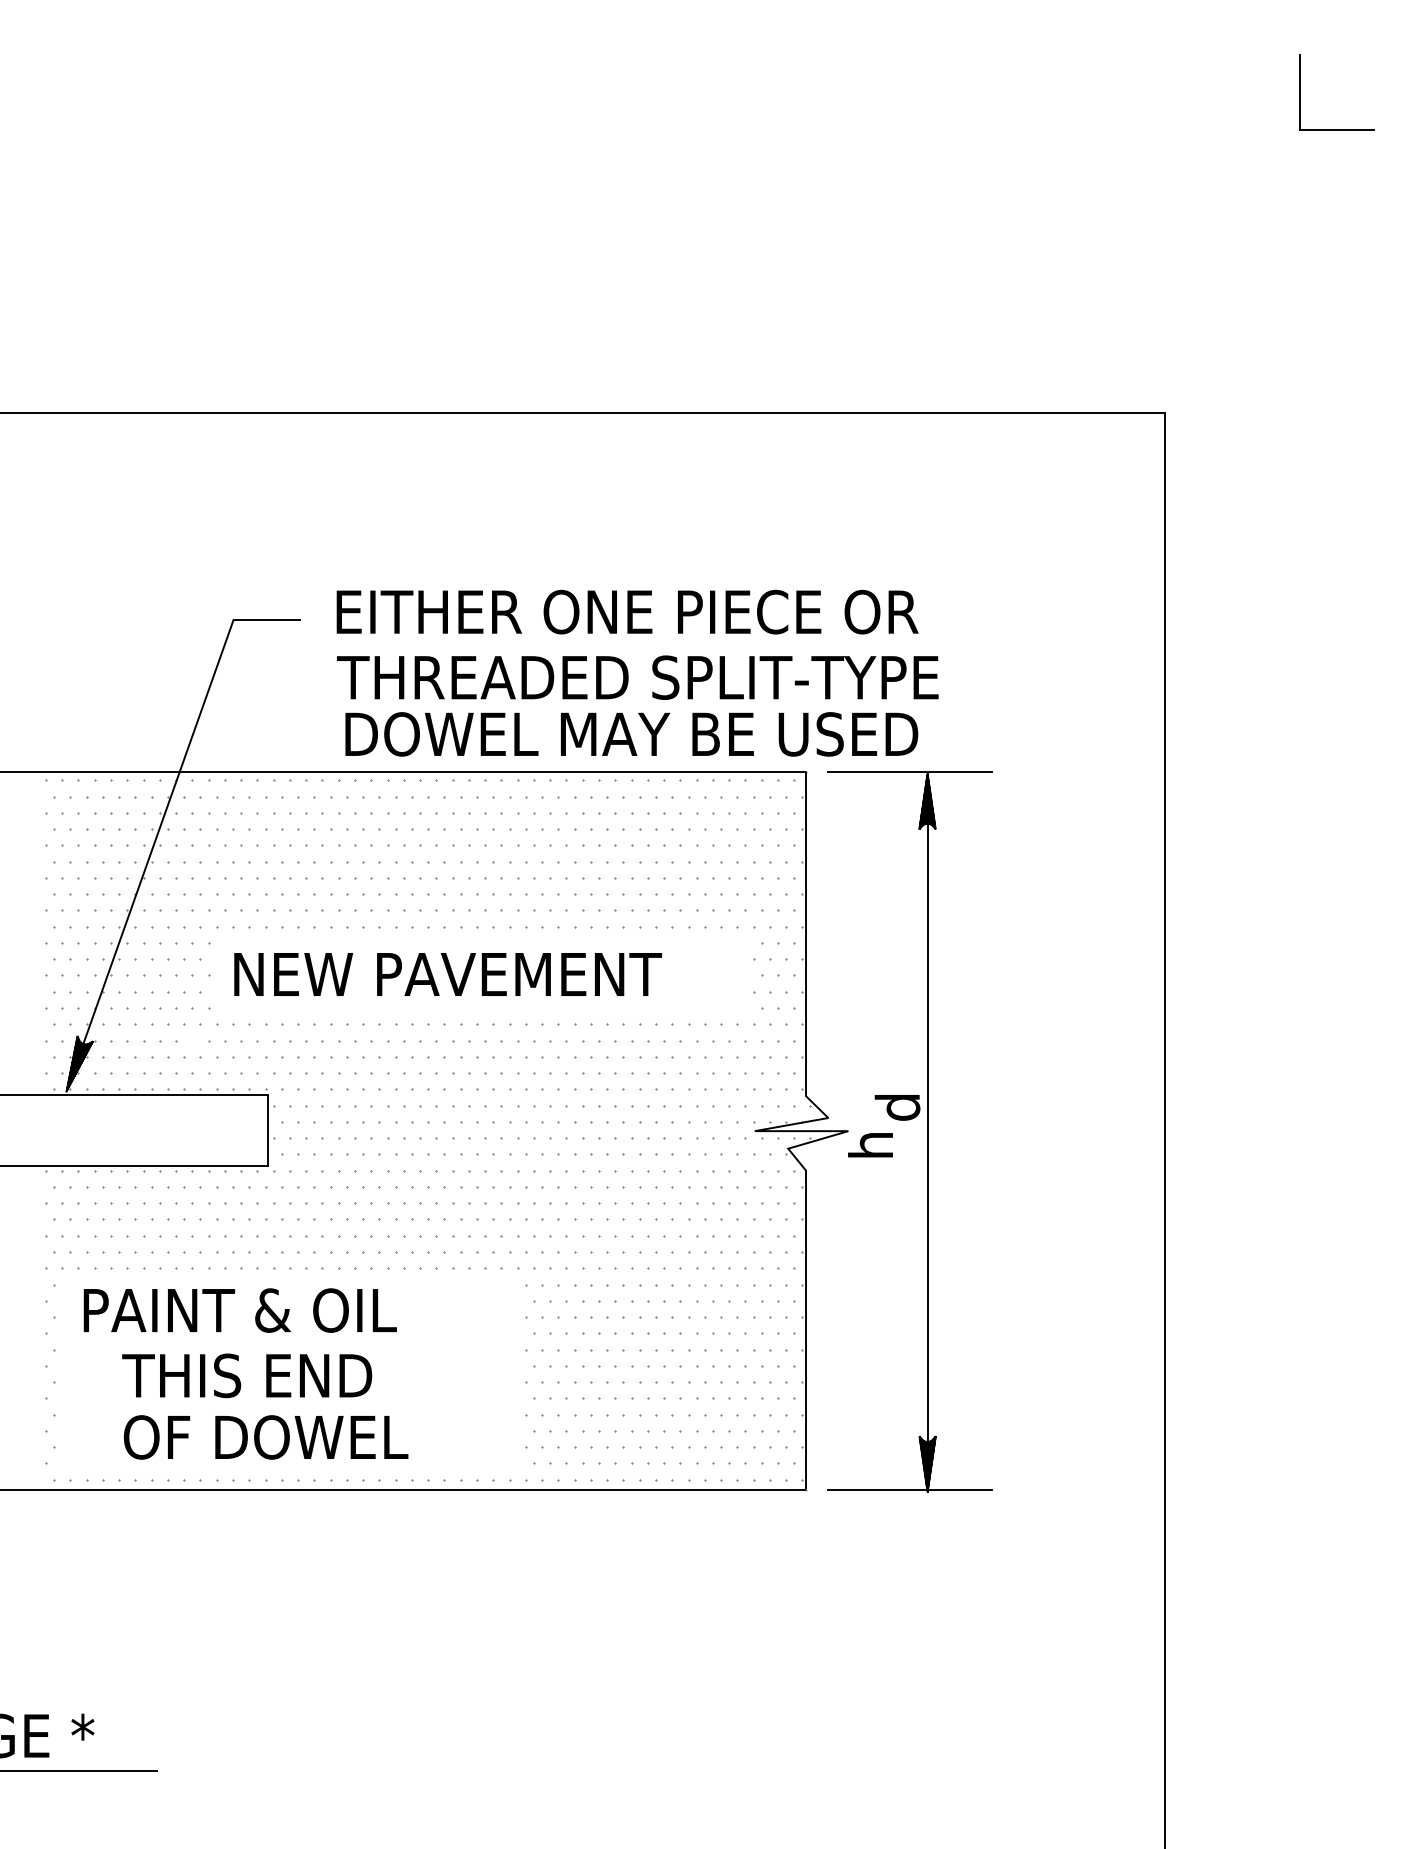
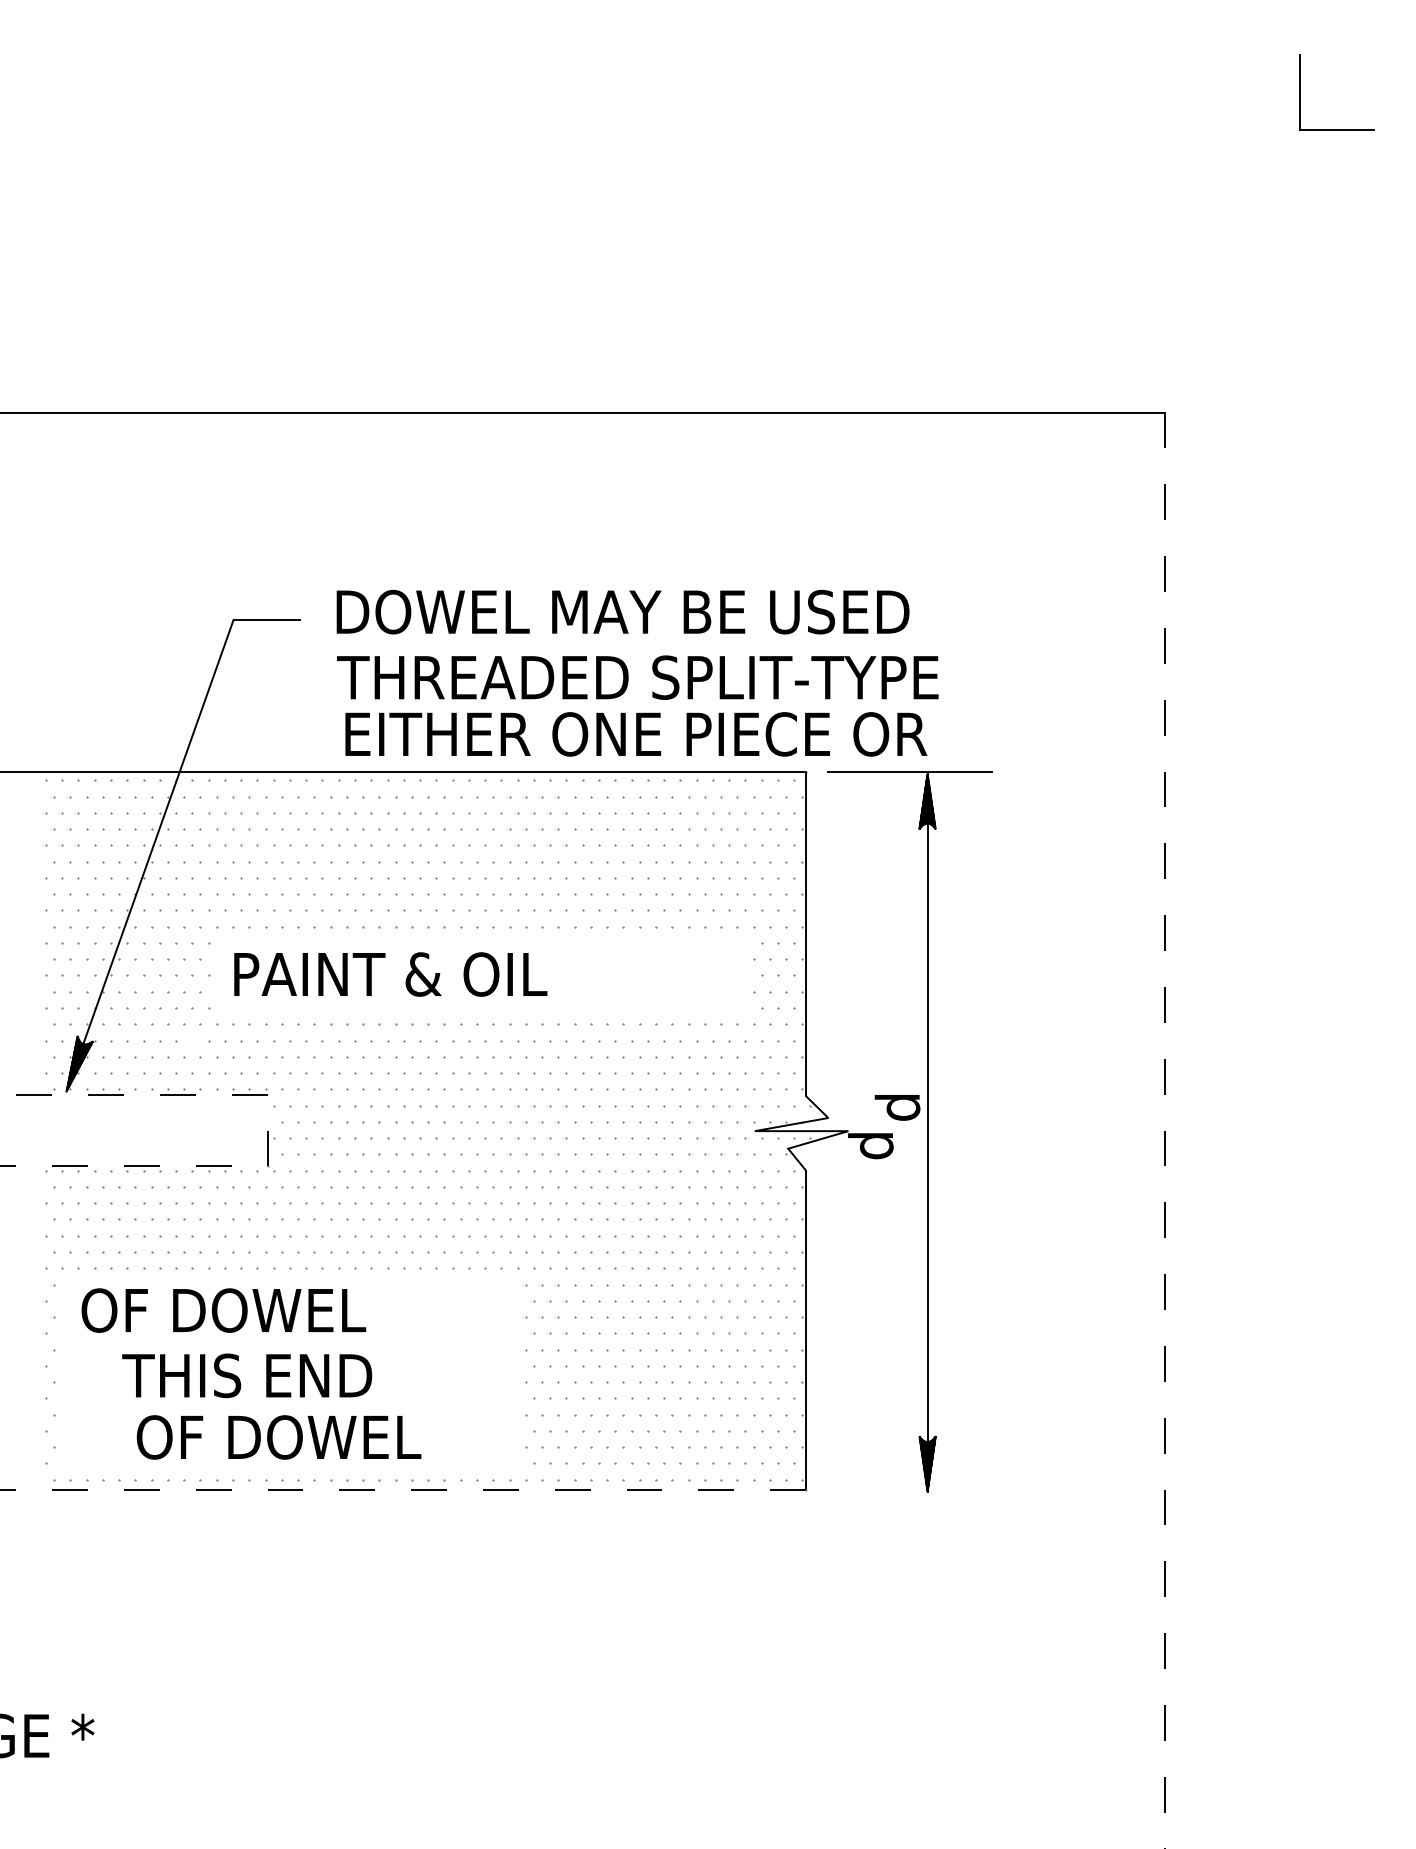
text: EITHER ONE PIECE OR -> DOWEL MAY BE USED (630, 611)
text: DOWEL MAY BE USED -> EITHER ONE PIECE OR (638, 734)
text: NEW PAVEMENT -> PAINT & OIL (450, 974)
line: solid -> dashed (267, 1130)
line: solid -> dashed (1164, 1130)
text: h -> d (870, 1146)
text: PAINT & OIL -> OF DOWEL (238, 1310)
text position: (265, 1437) -> (278, 1437) (278, 1437)
line: solid -> dashed (403, 1489)
line: present -> none (910, 1489)
line: present -> none (79, 1770)
